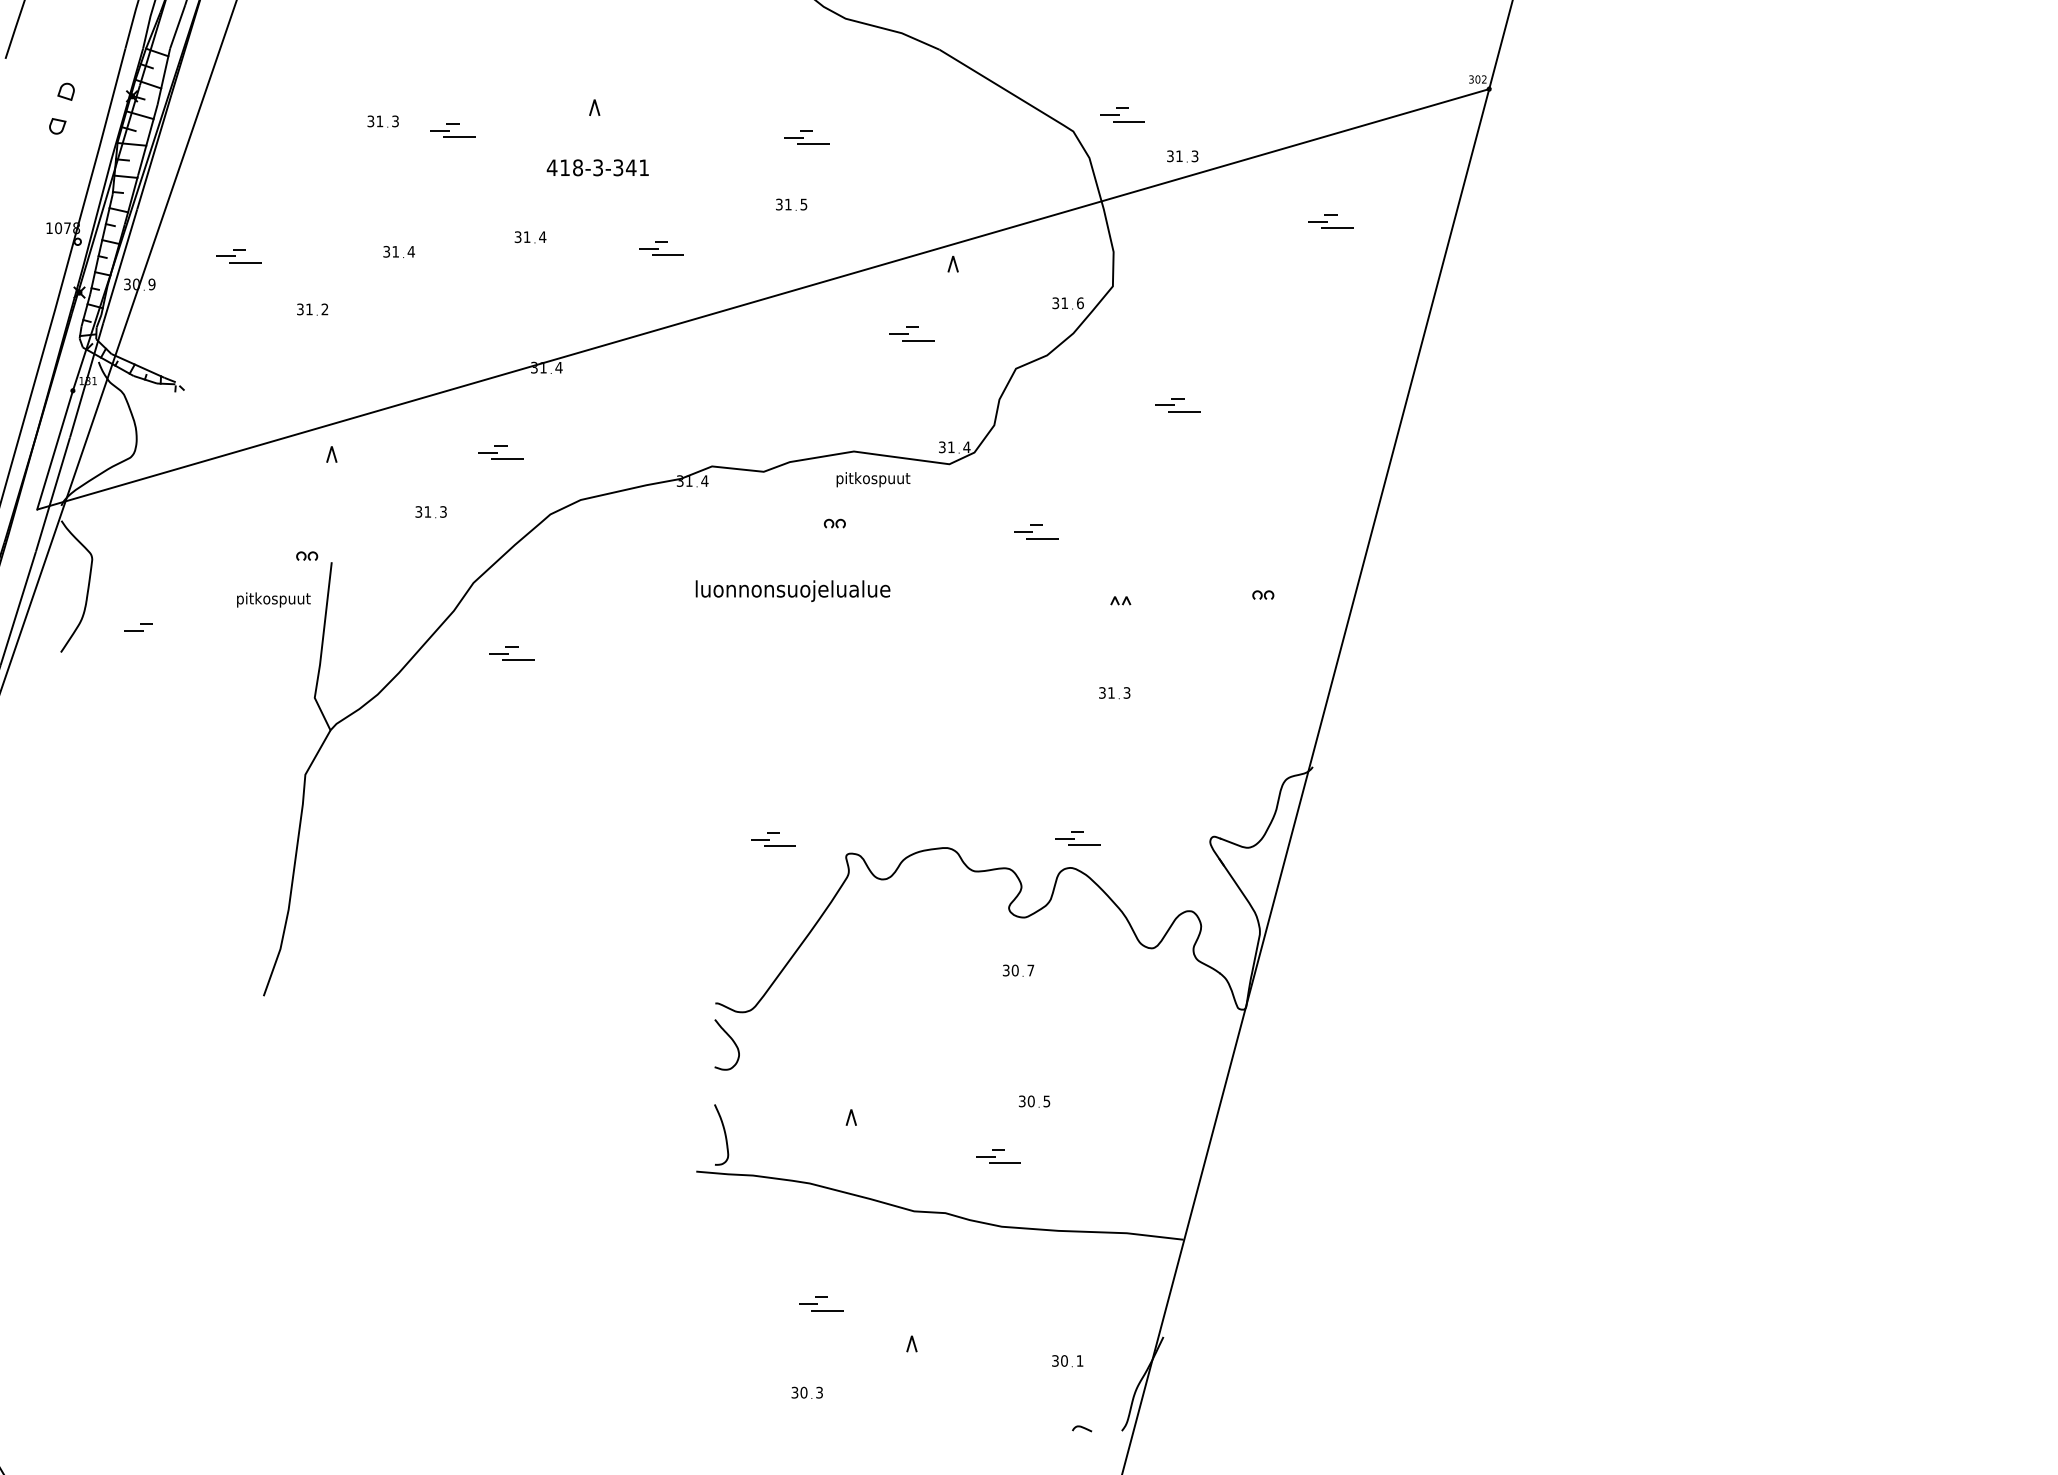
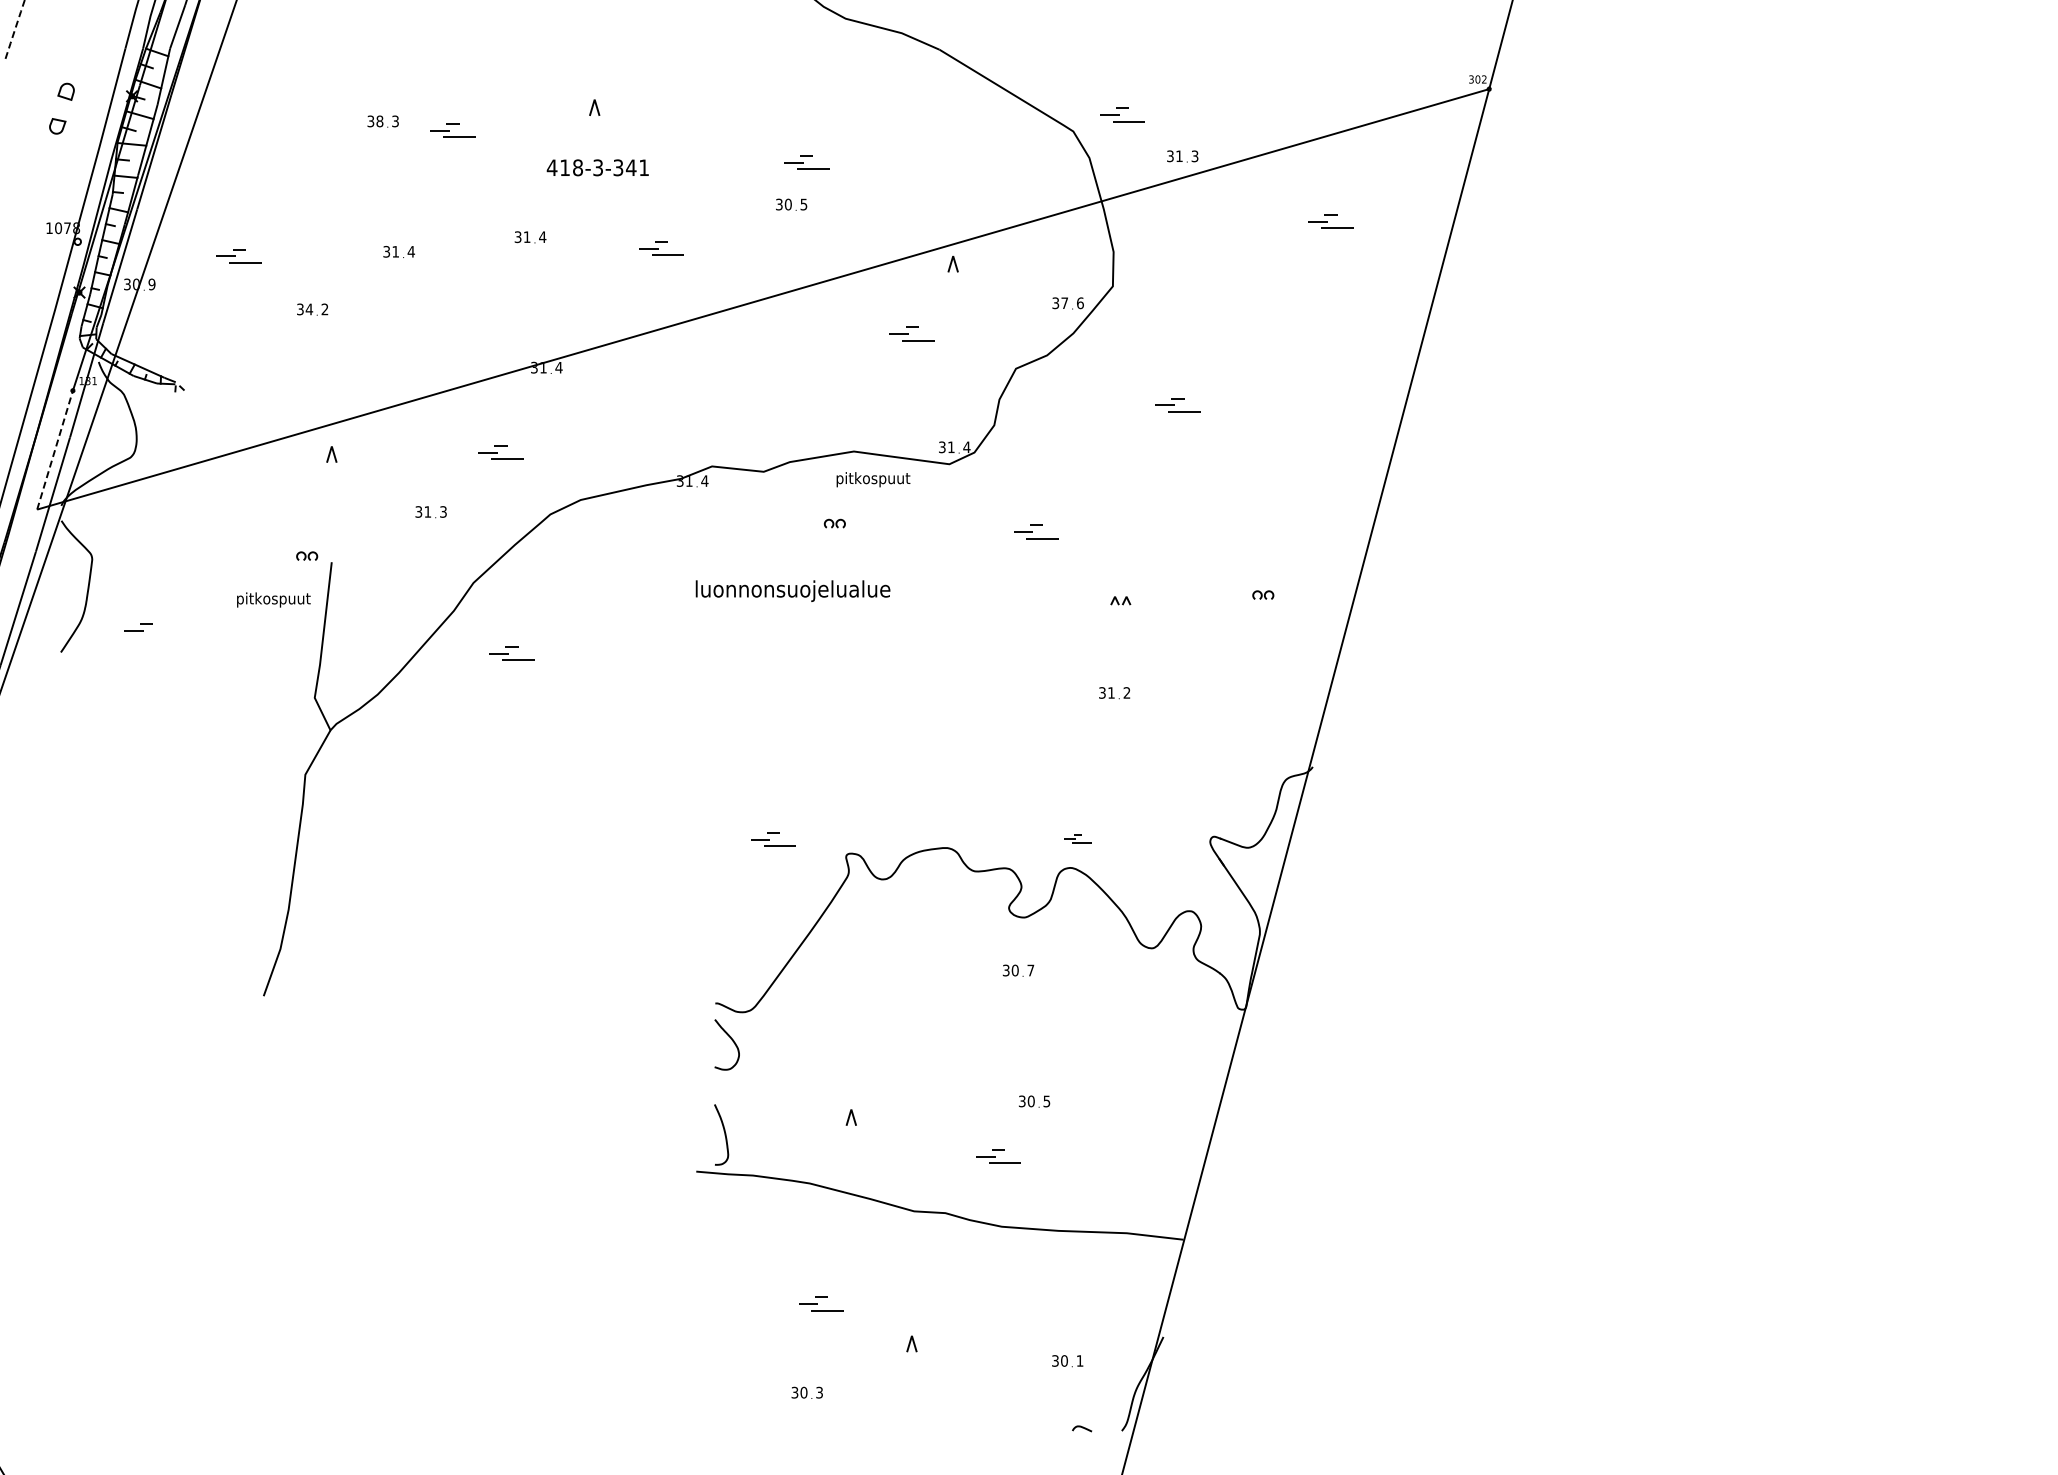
arc: solid -> dashed (15, 29)
text: 31 -> 38 (379, 121)
part position: (806, 137) -> (806, 162) (806, 162)
text: 31 -> 30 (787, 204)
text: 31 -> 37 (1064, 302)
text: 31 -> 34 (309, 309)
line: solid -> dashed (55, 449)
text: 3 -> 2 (1126, 692)
part size: 46x15 px -> 28x10 px (1077, 838)
